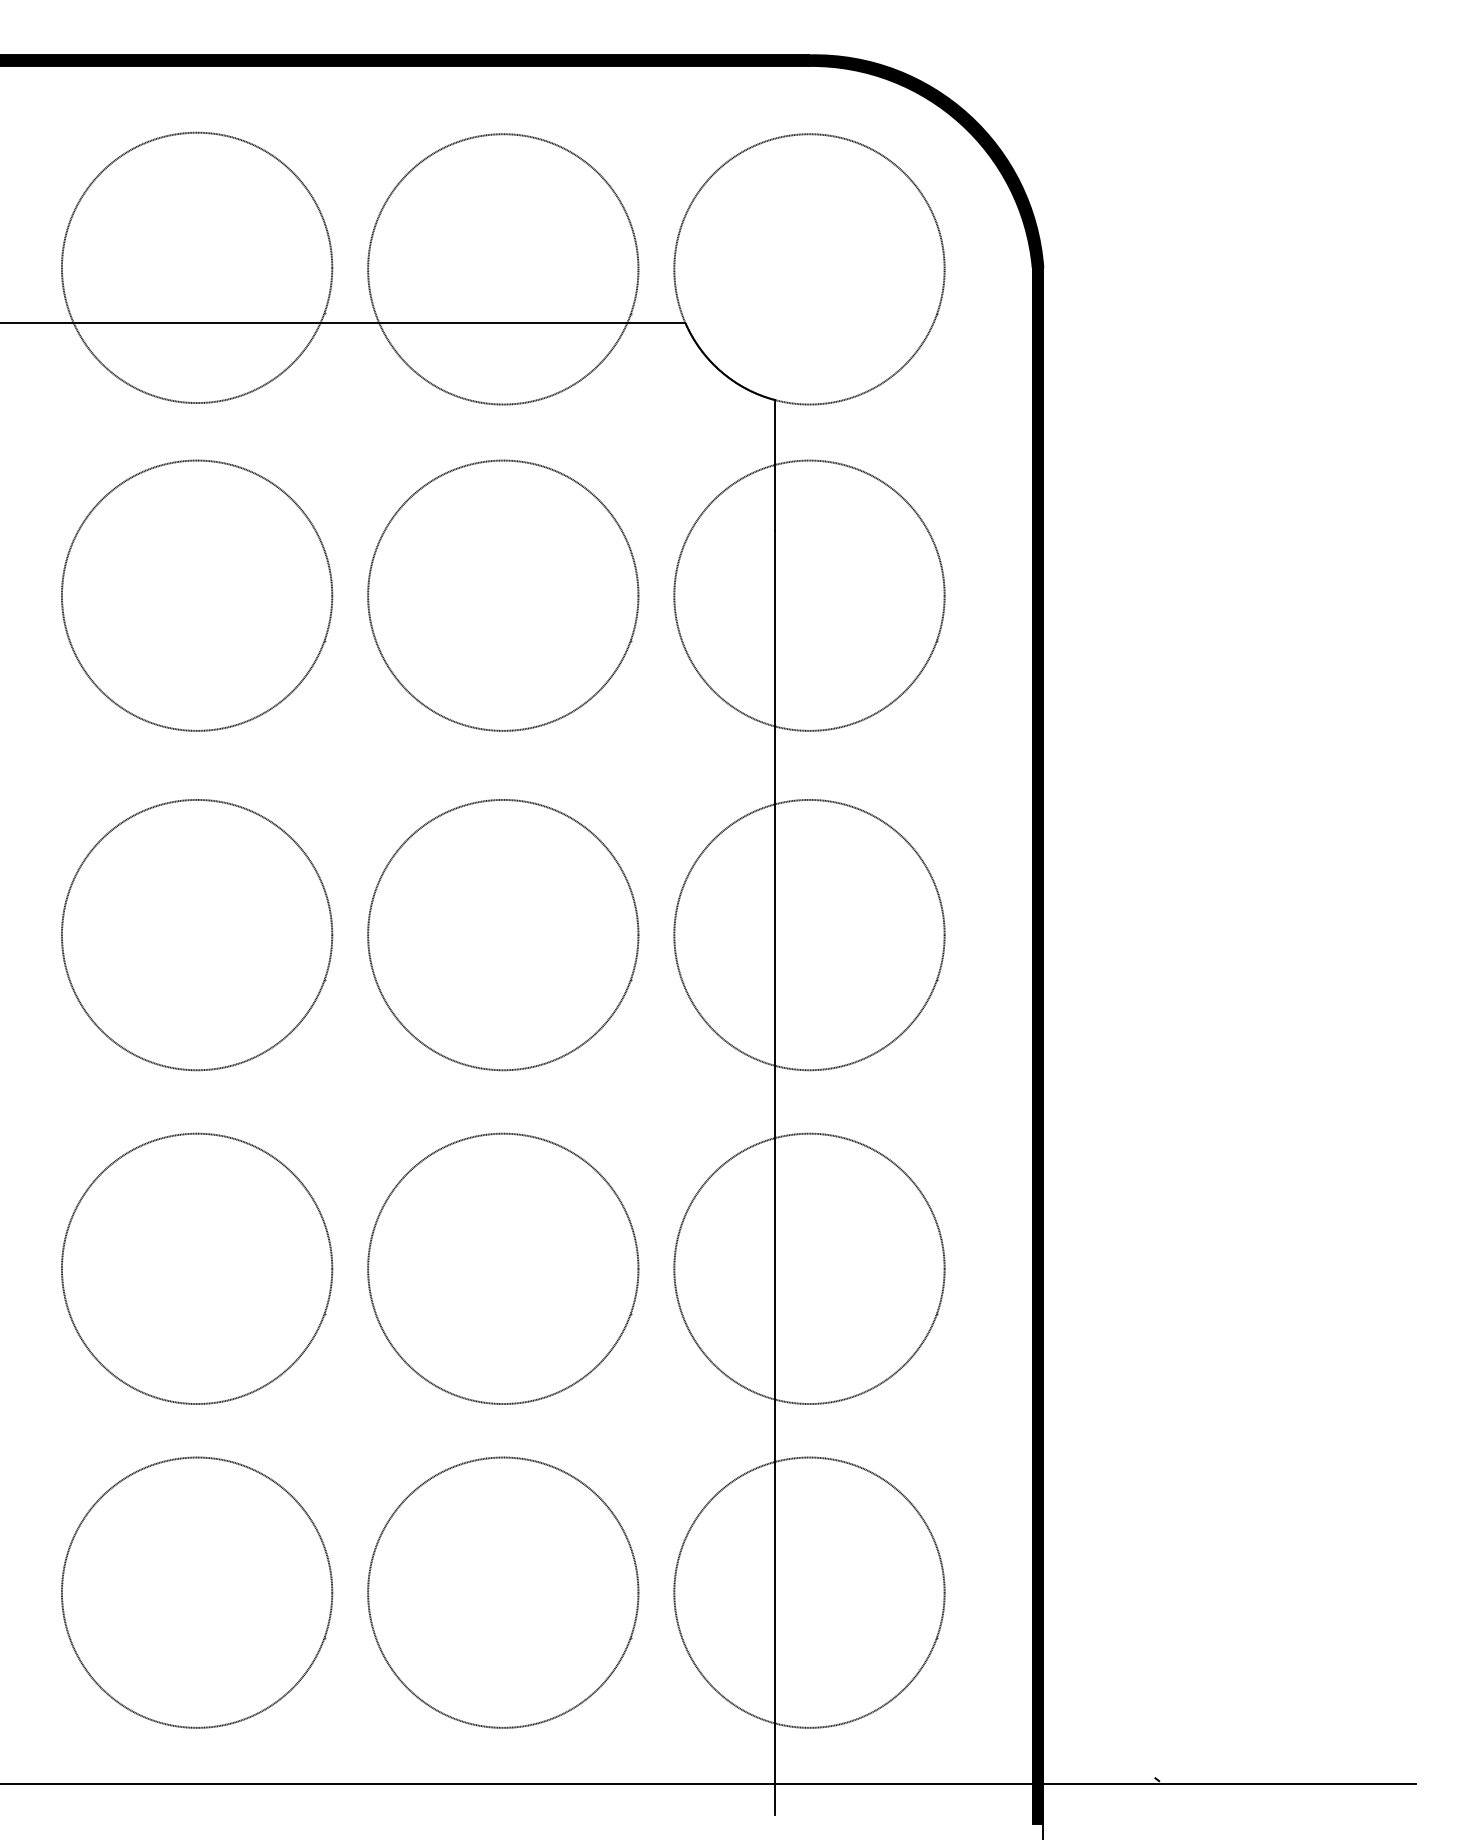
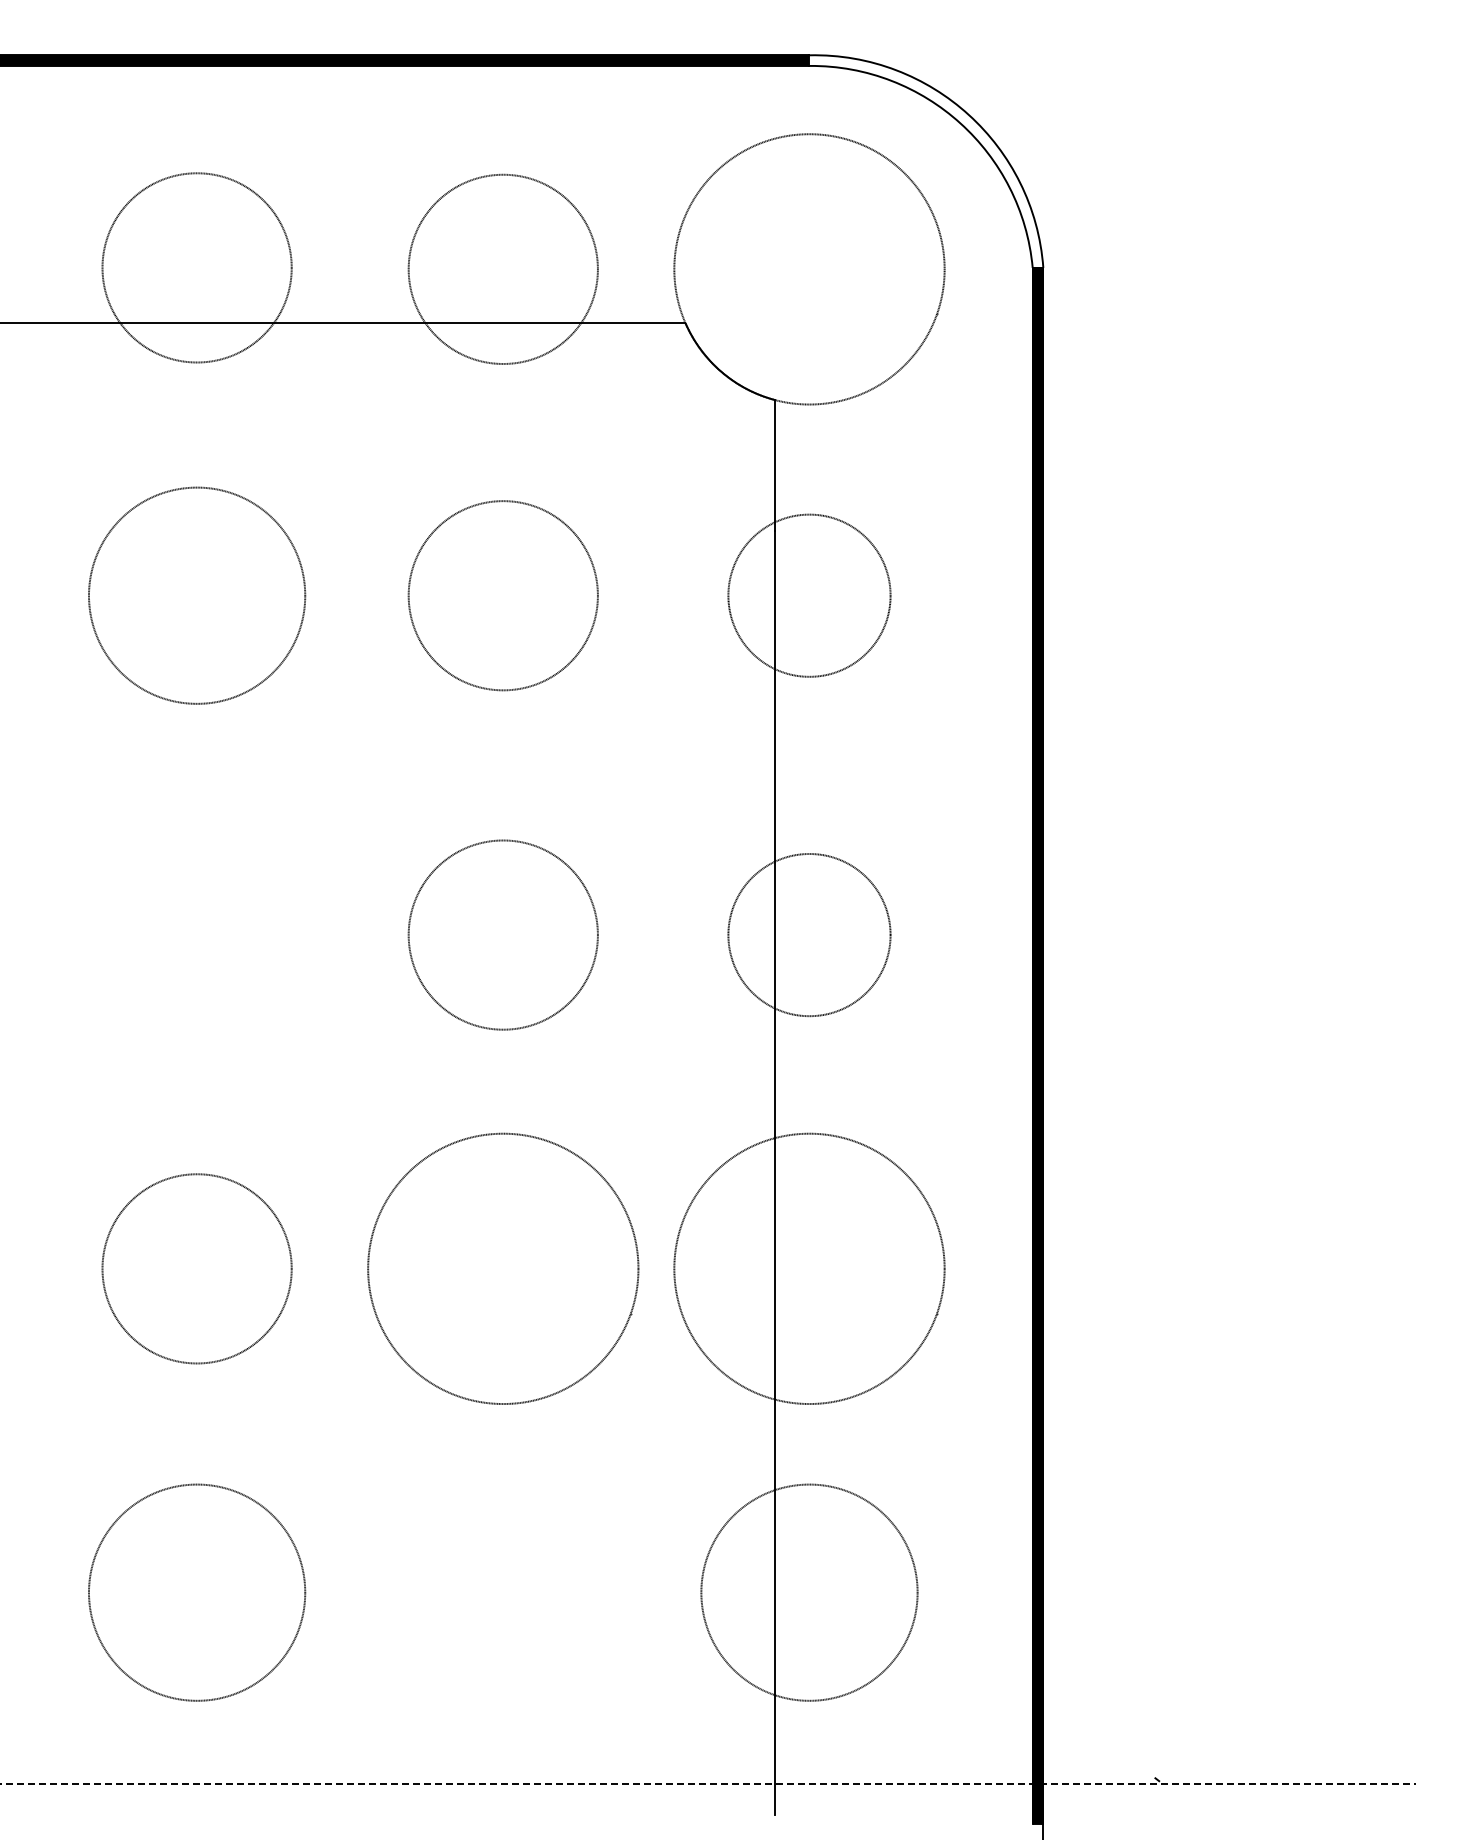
fill: present -> none (926, 161)
circle diameter: 270 px -> 189 px (196, 267)
circle diameter: 270 px -> 189 px (502, 268)
circle diameter: 270 px -> 216 px (197, 595)
circle diameter: 270 px -> 189 px (502, 595)
circle diameter: 270 px -> 162 px (809, 595)
circle diameter: 270 px -> 189 px (502, 934)
circle diameter: 270 px -> 162 px (809, 935)
circle: present -> none (197, 935)
circle diameter: 270 px -> 189 px (196, 1268)
circle diameter: 270 px -> 216 px (197, 1592)
circle: present -> none (503, 1592)
circle diameter: 270 px -> 216 px (809, 1592)
line: solid -> dashed (708, 1784)
